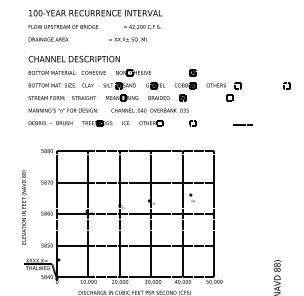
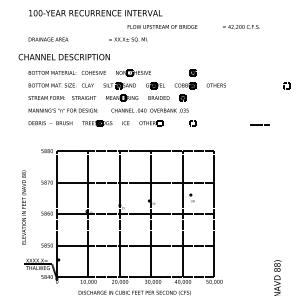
text position: (94, 27) -> (193, 27) (193, 27)
text position: (73, 59) -> (63, 57) (63, 57)
part: present -> none (233, 91)
line position: (242, 124) -> (259, 124) (259, 124)
